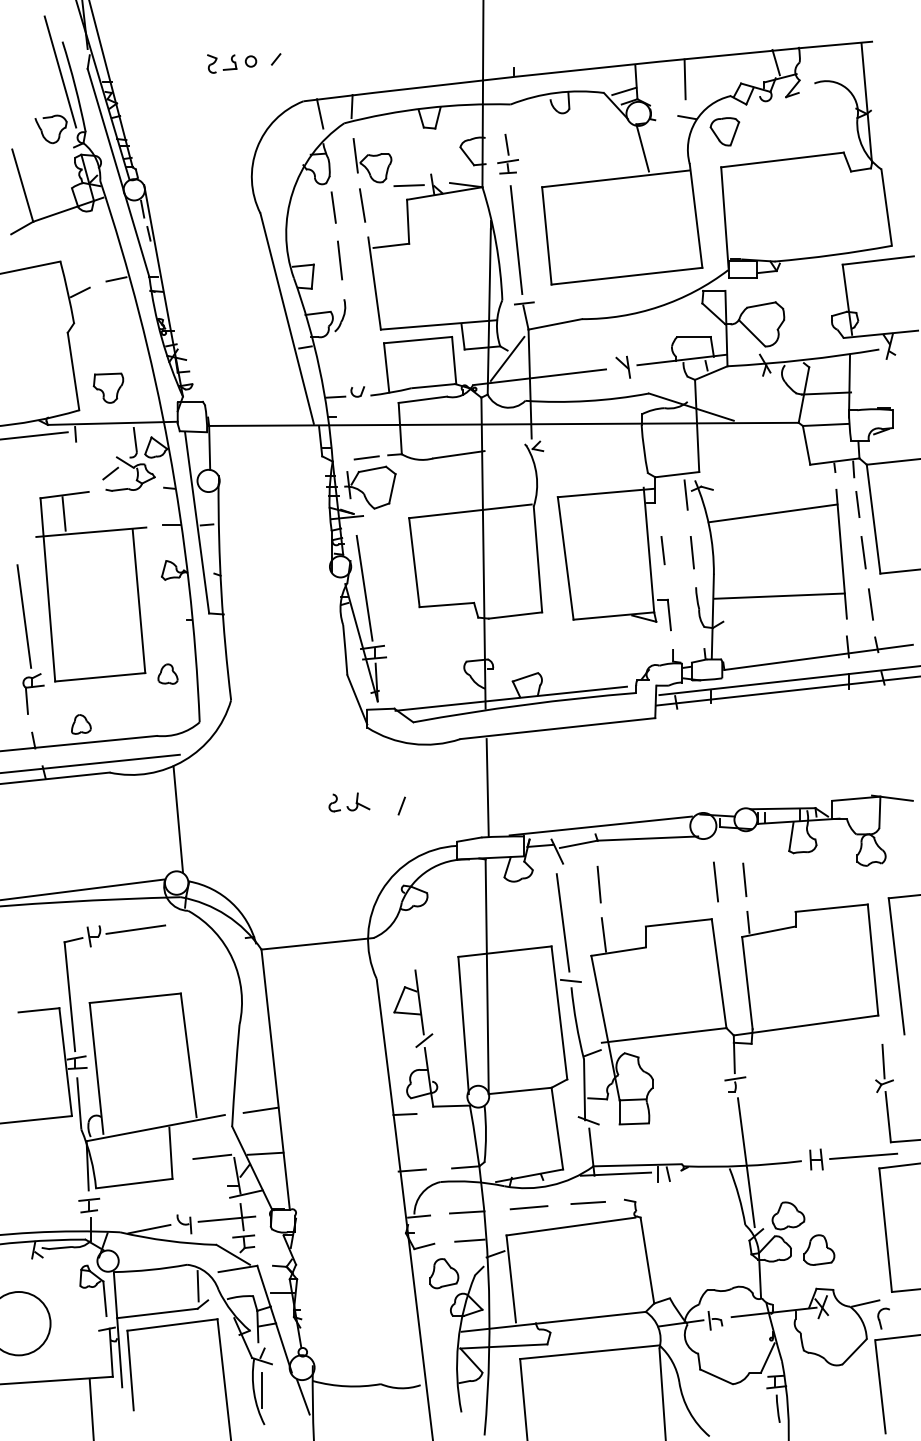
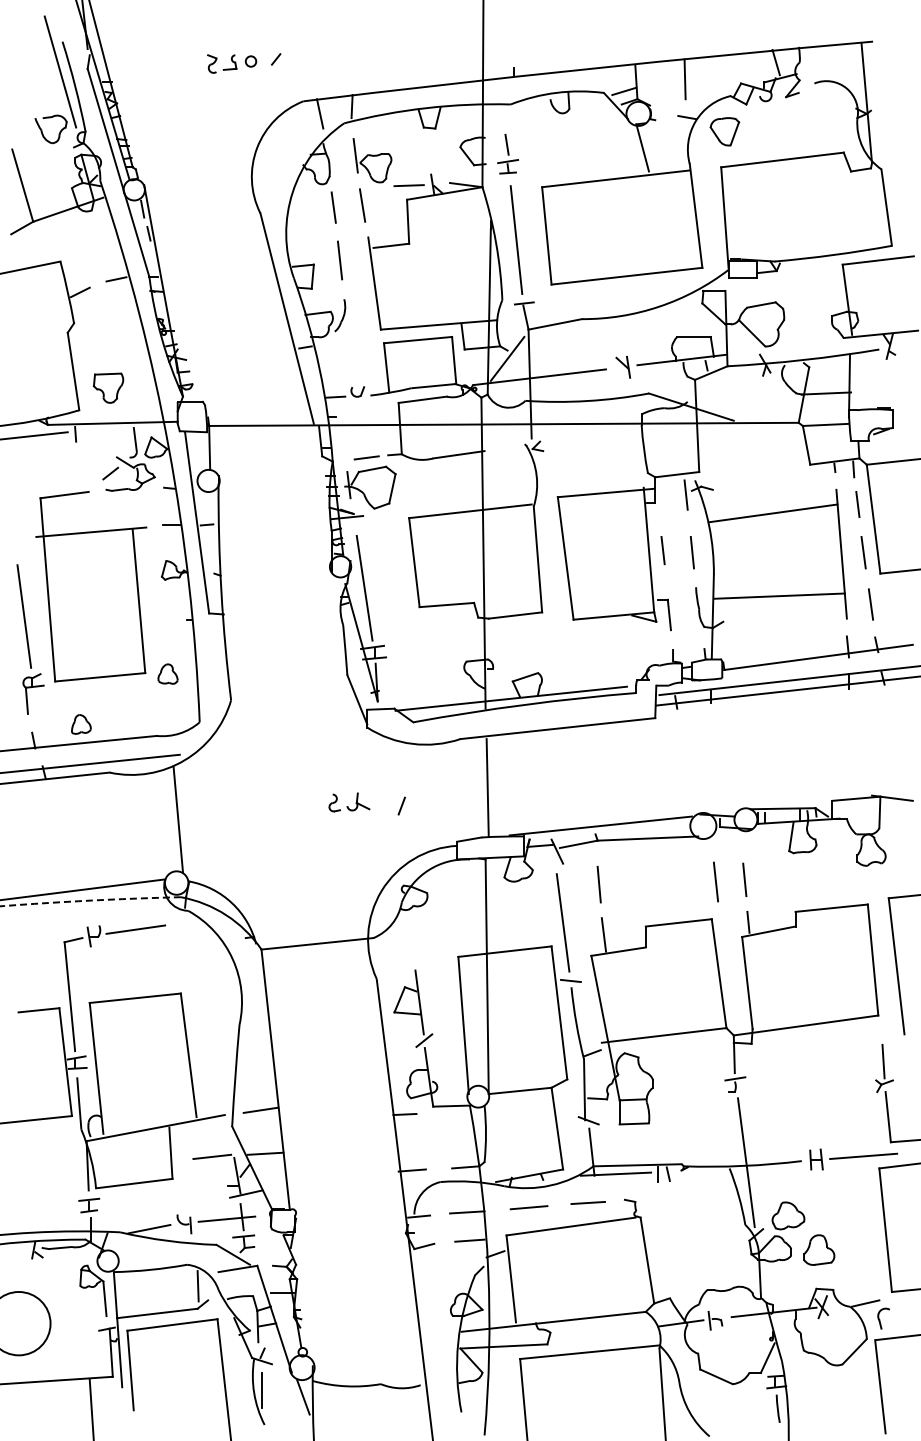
line: present -> none (63, 513)
arc: solid -> dashed (90, 900)
part: present -> none (444, 1273)
